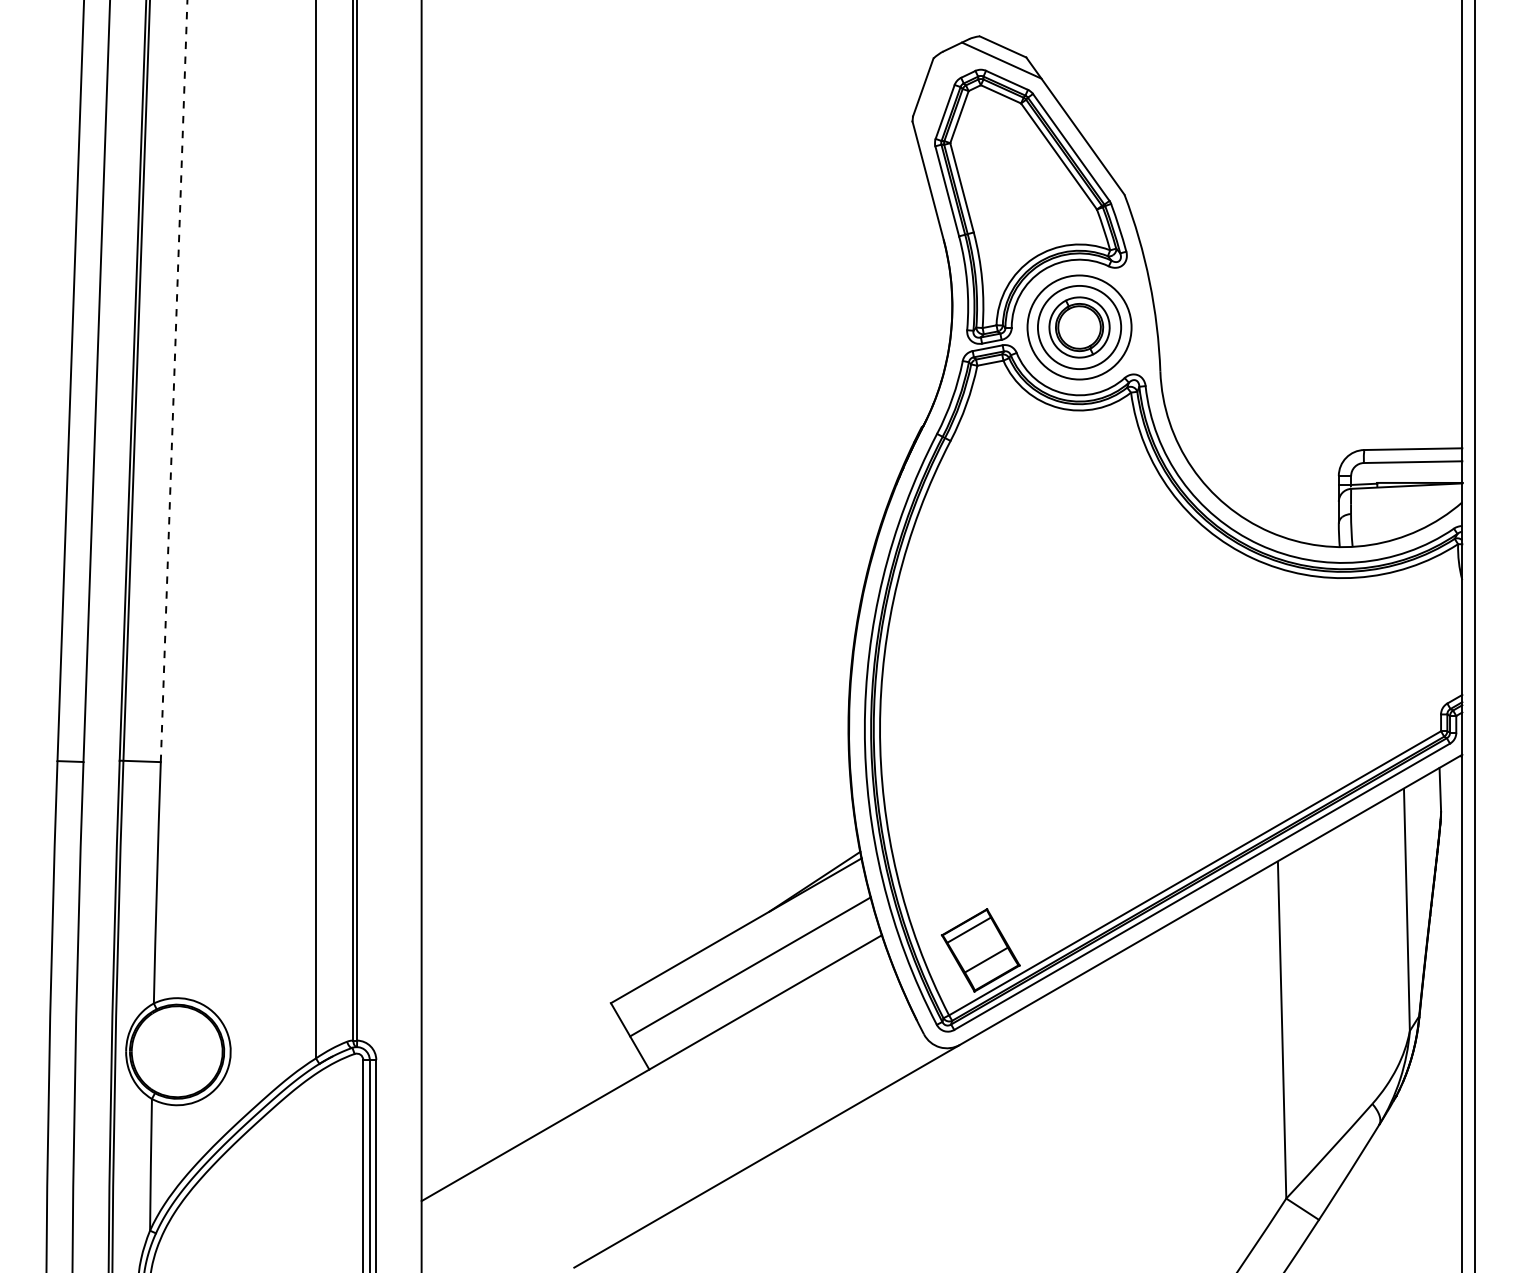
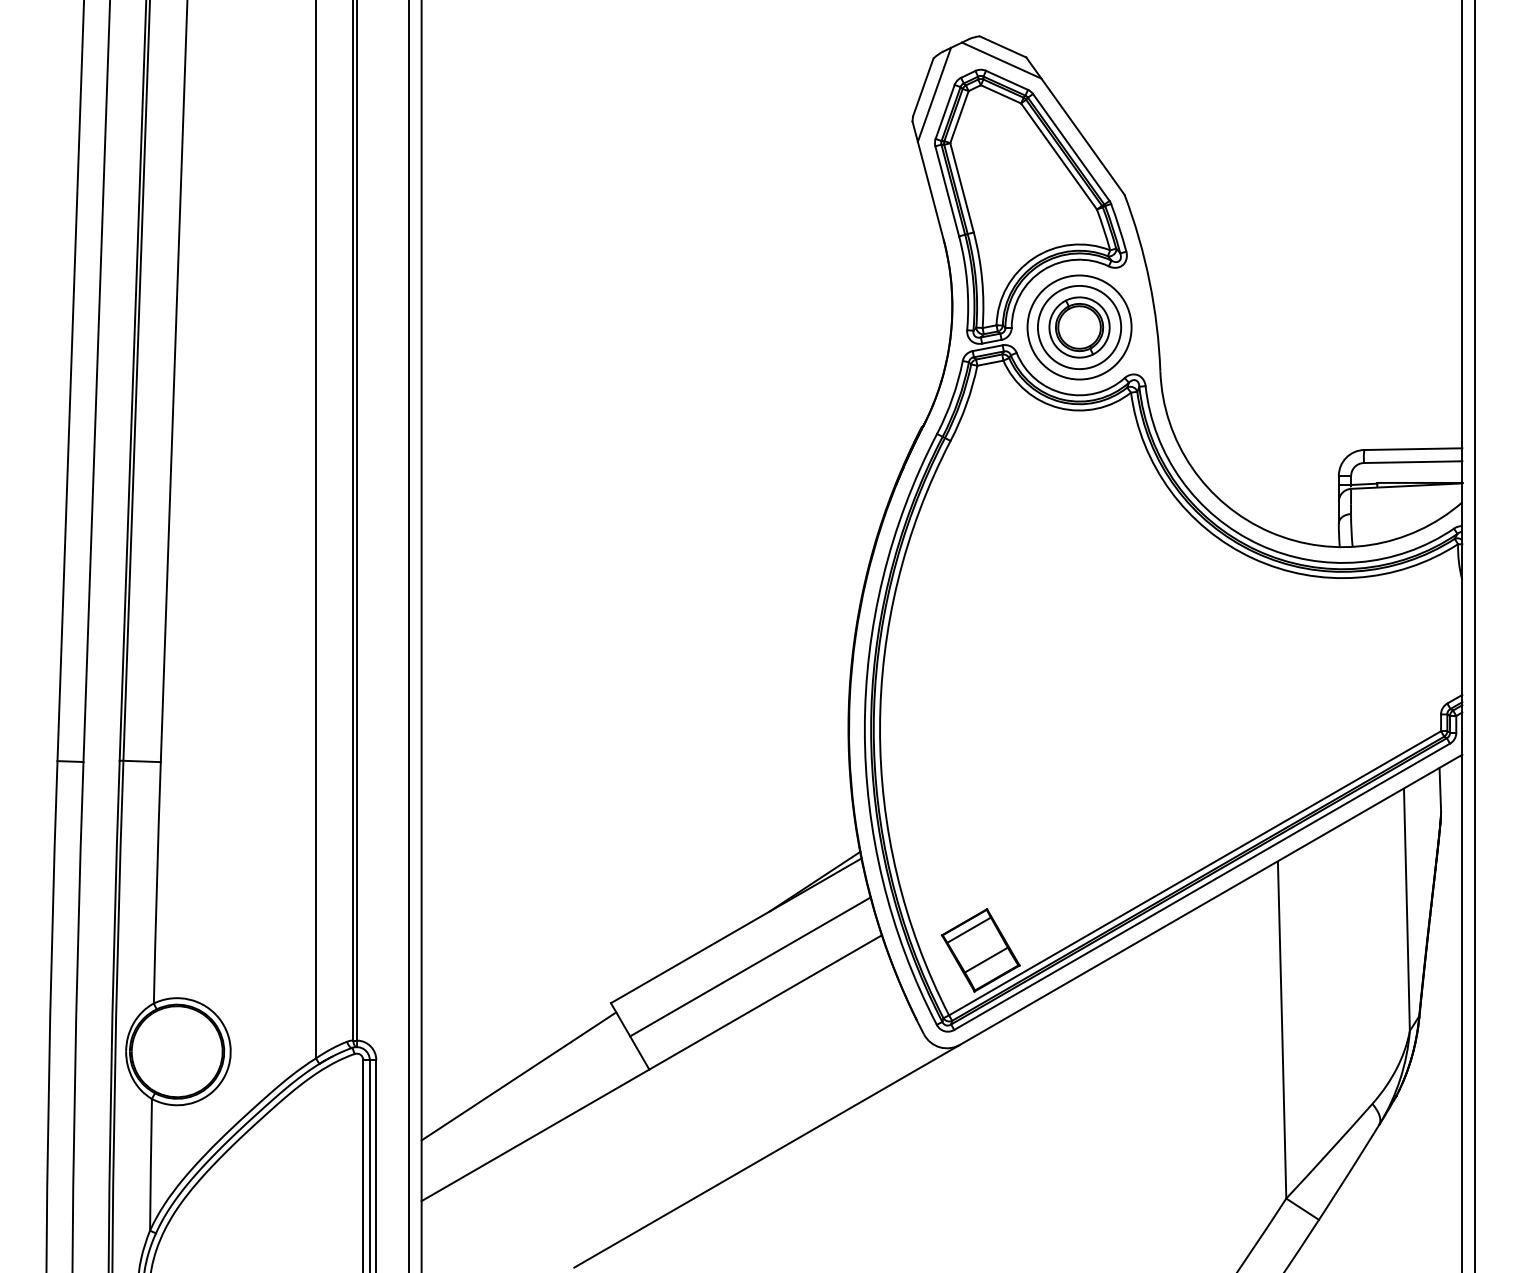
line: none -> present (934, 94)
line: dashed -> solid (174, 380)
line: none -> present (408, 635)
line: none -> present (518, 1076)
